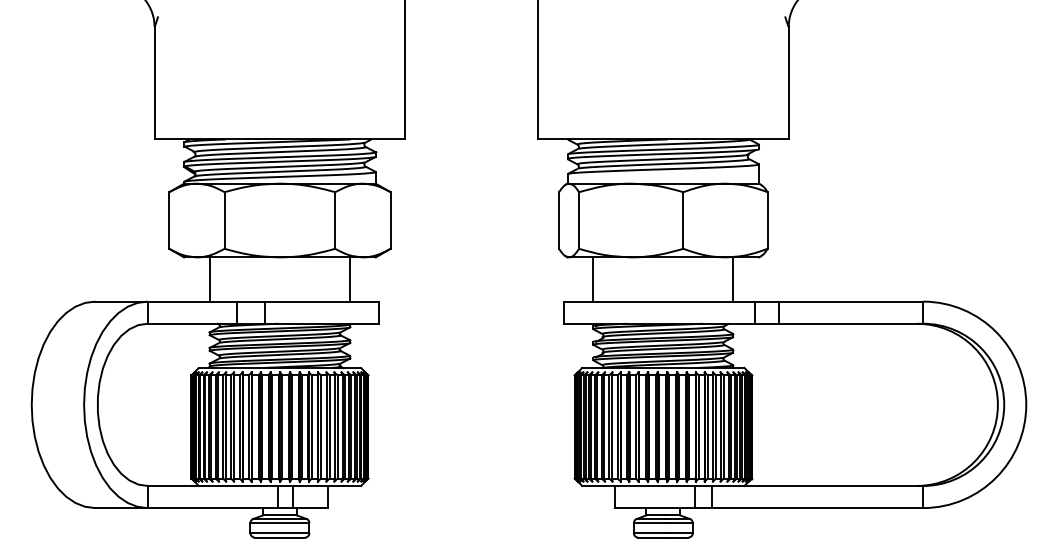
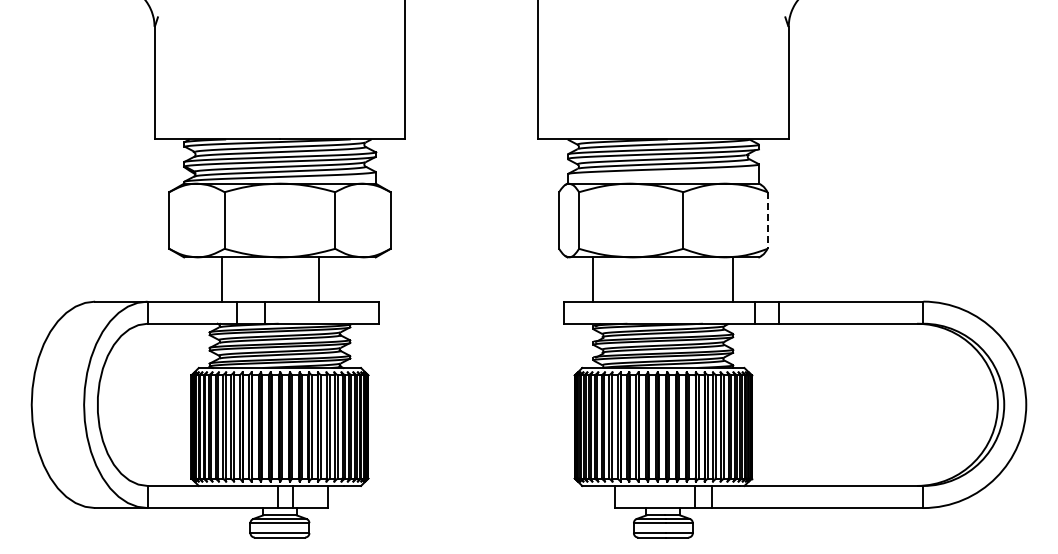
line: solid -> dashed (767, 221)
line position: (209, 279) -> (221, 279) (221, 279)
line position: (349, 279) -> (318, 279) (318, 279)
